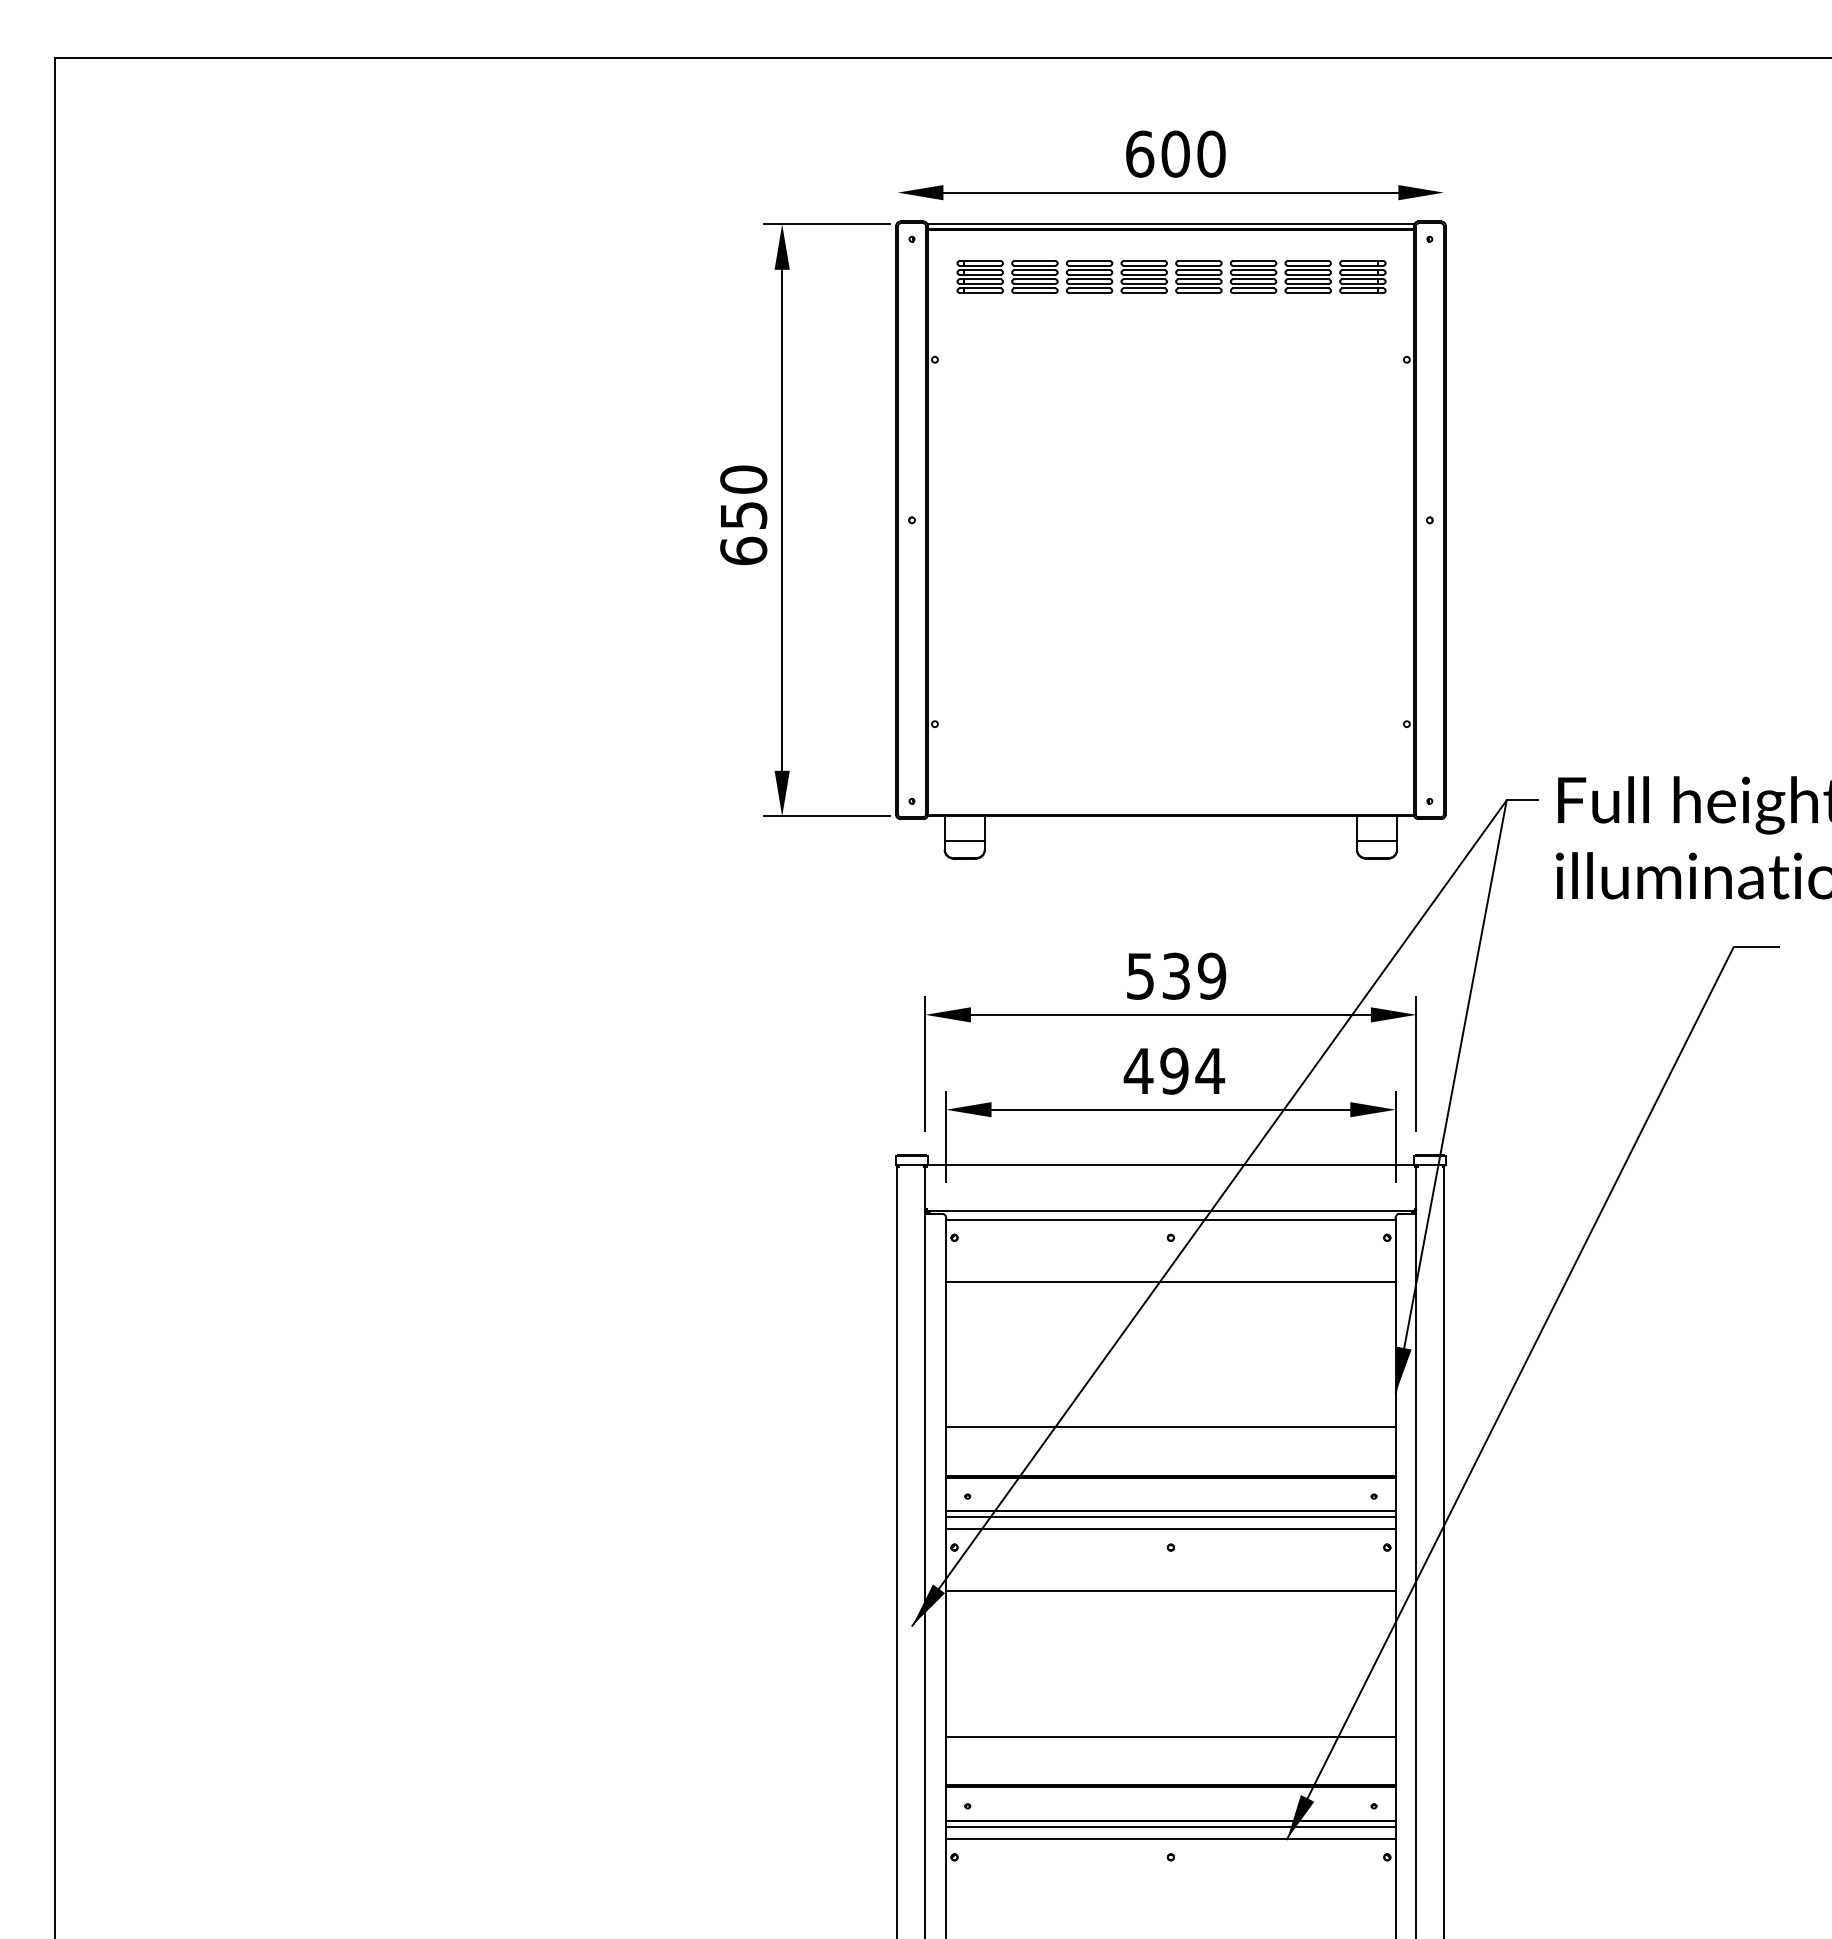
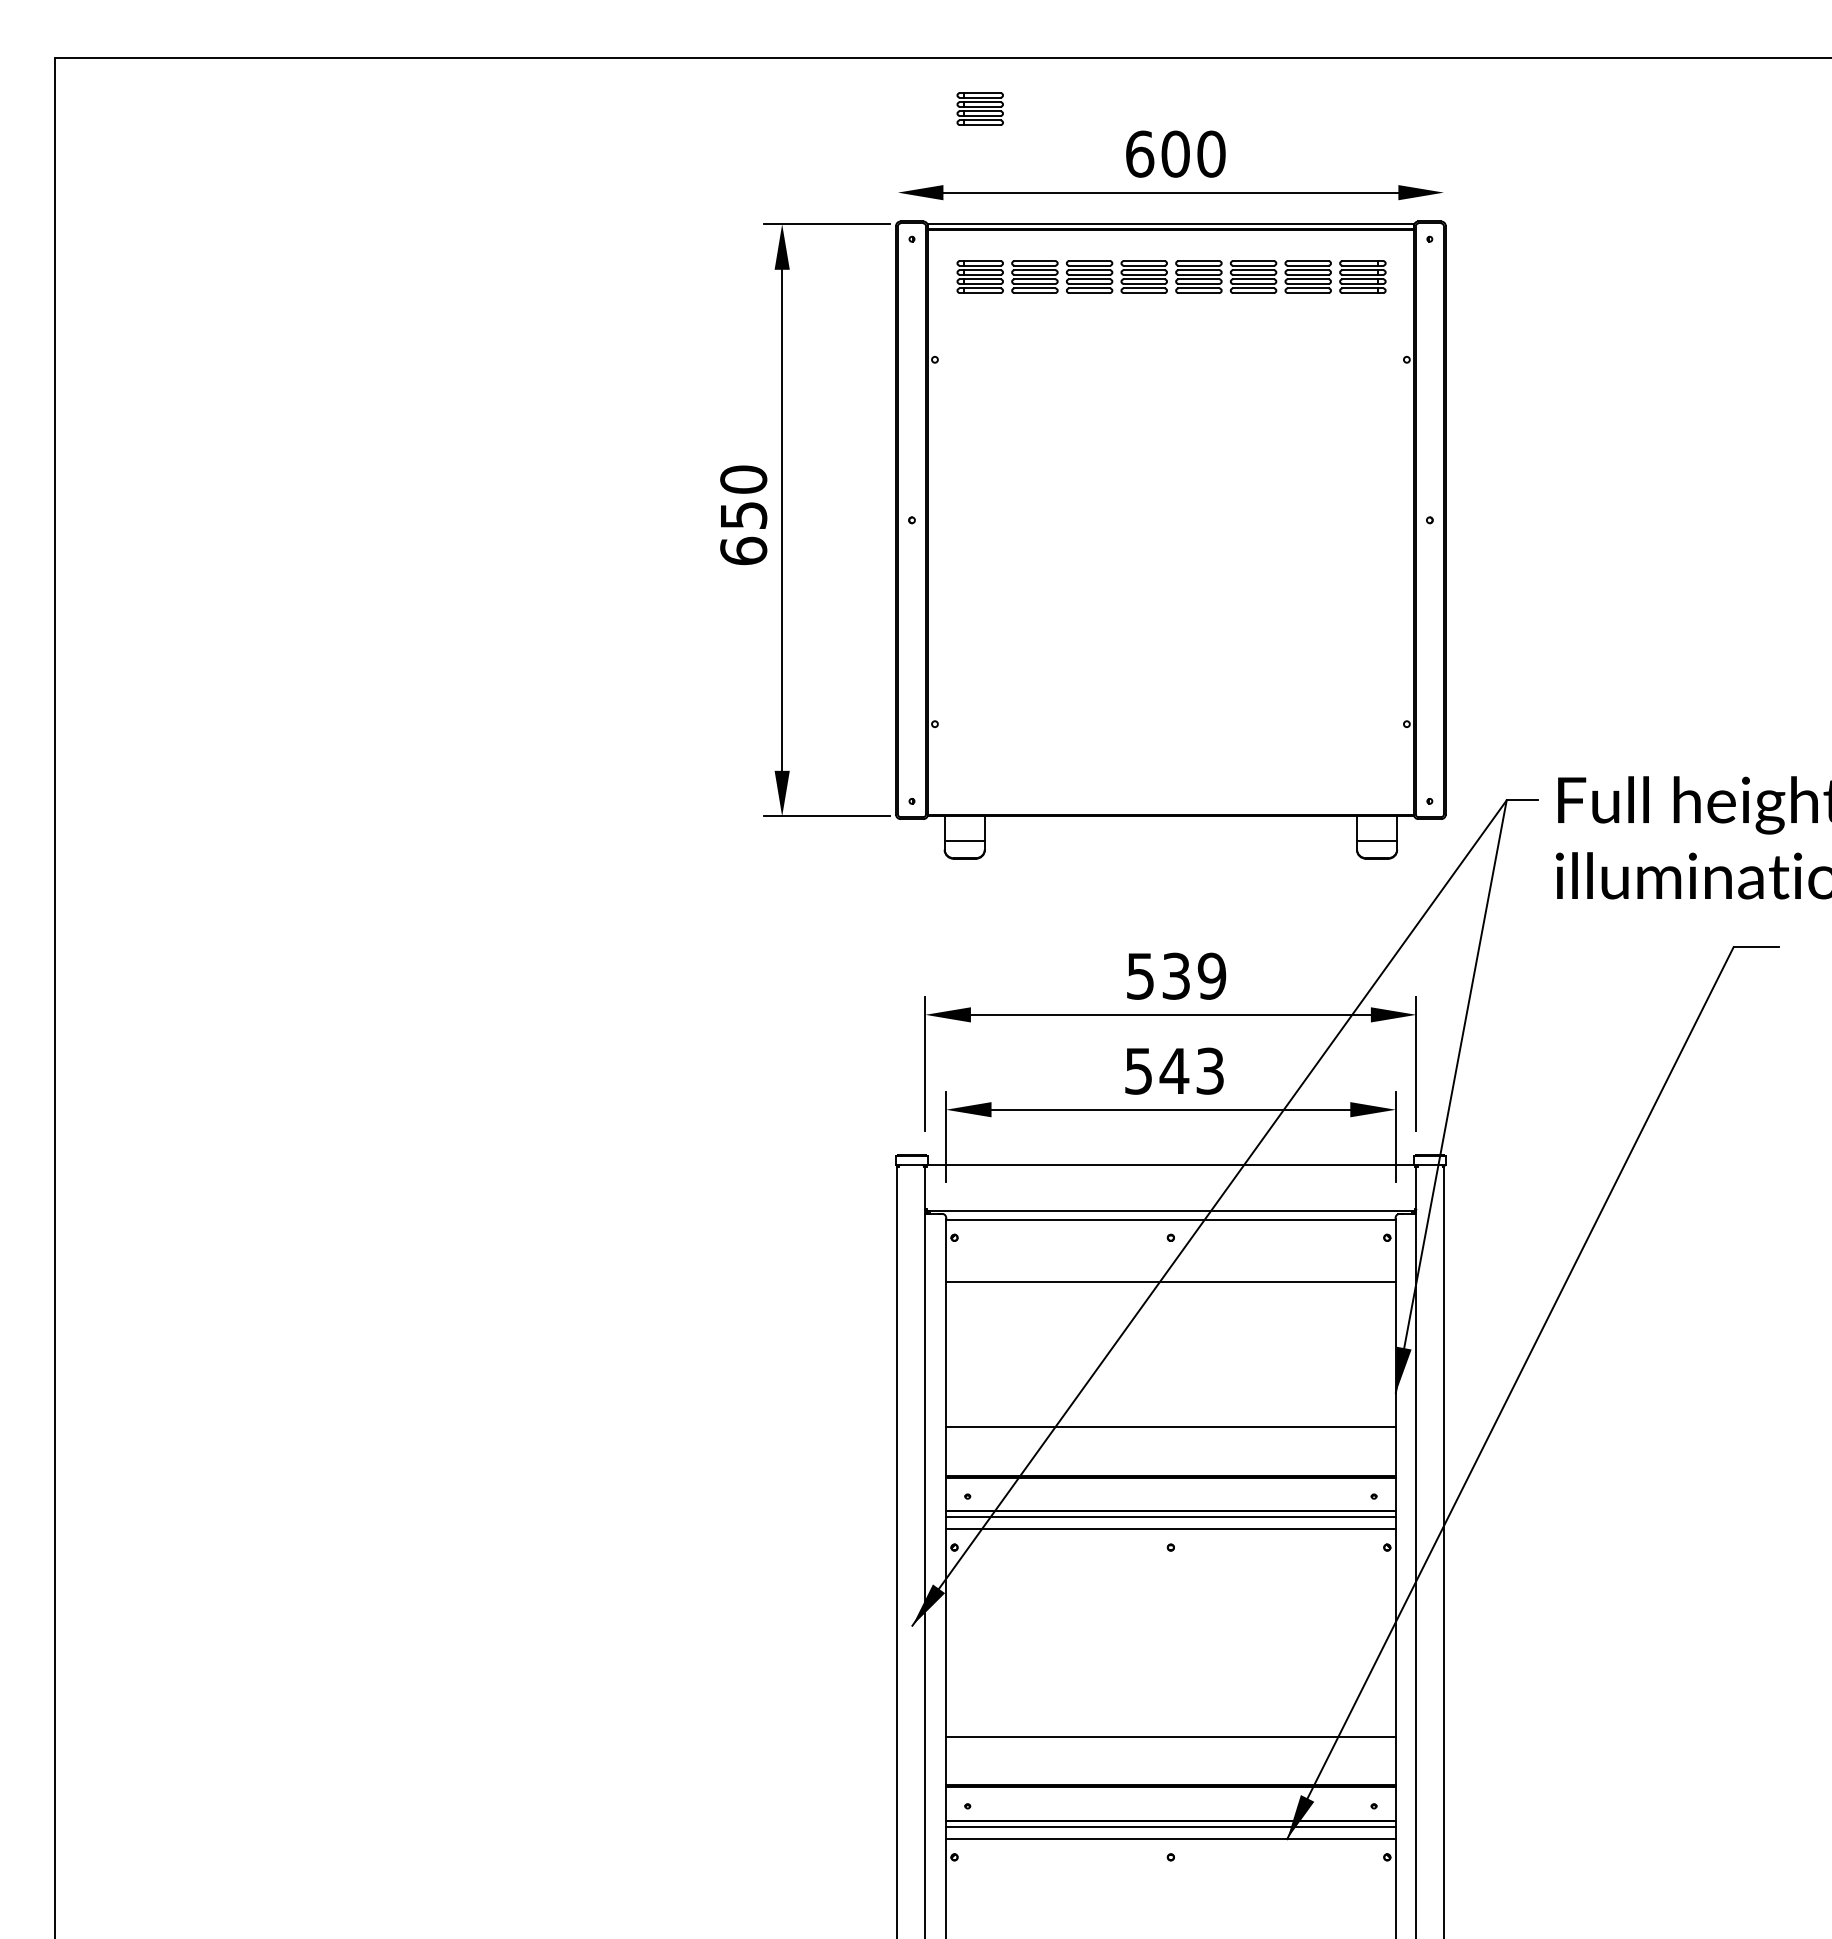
part: none -> present (979, 108)
text: 494 -> 543 (1174, 1070)
line: present -> none (1170, 1591)
